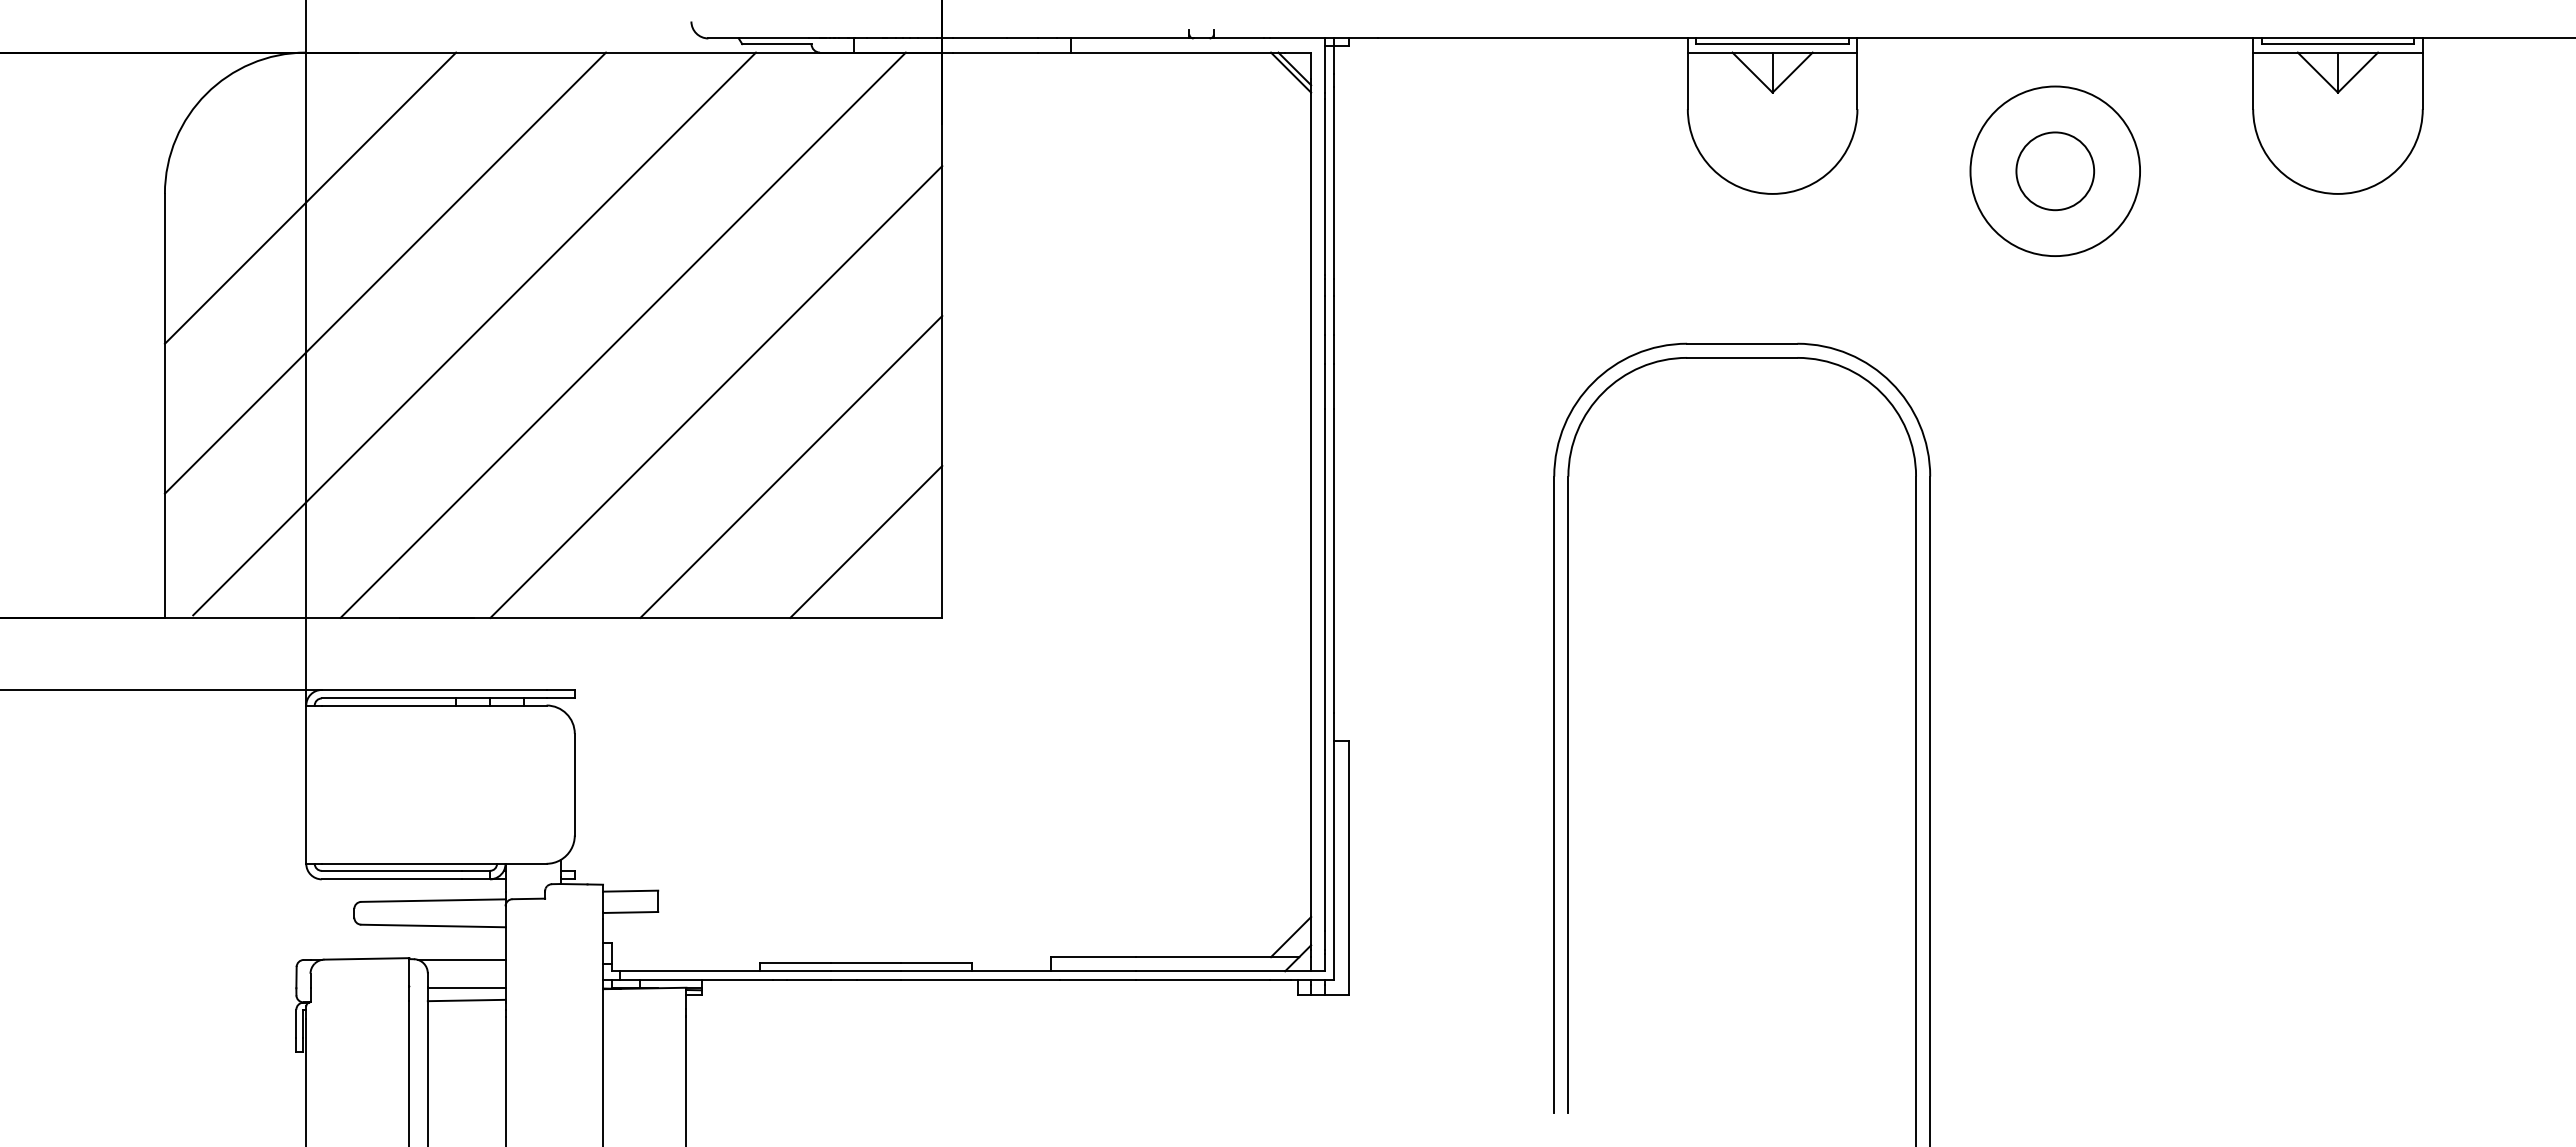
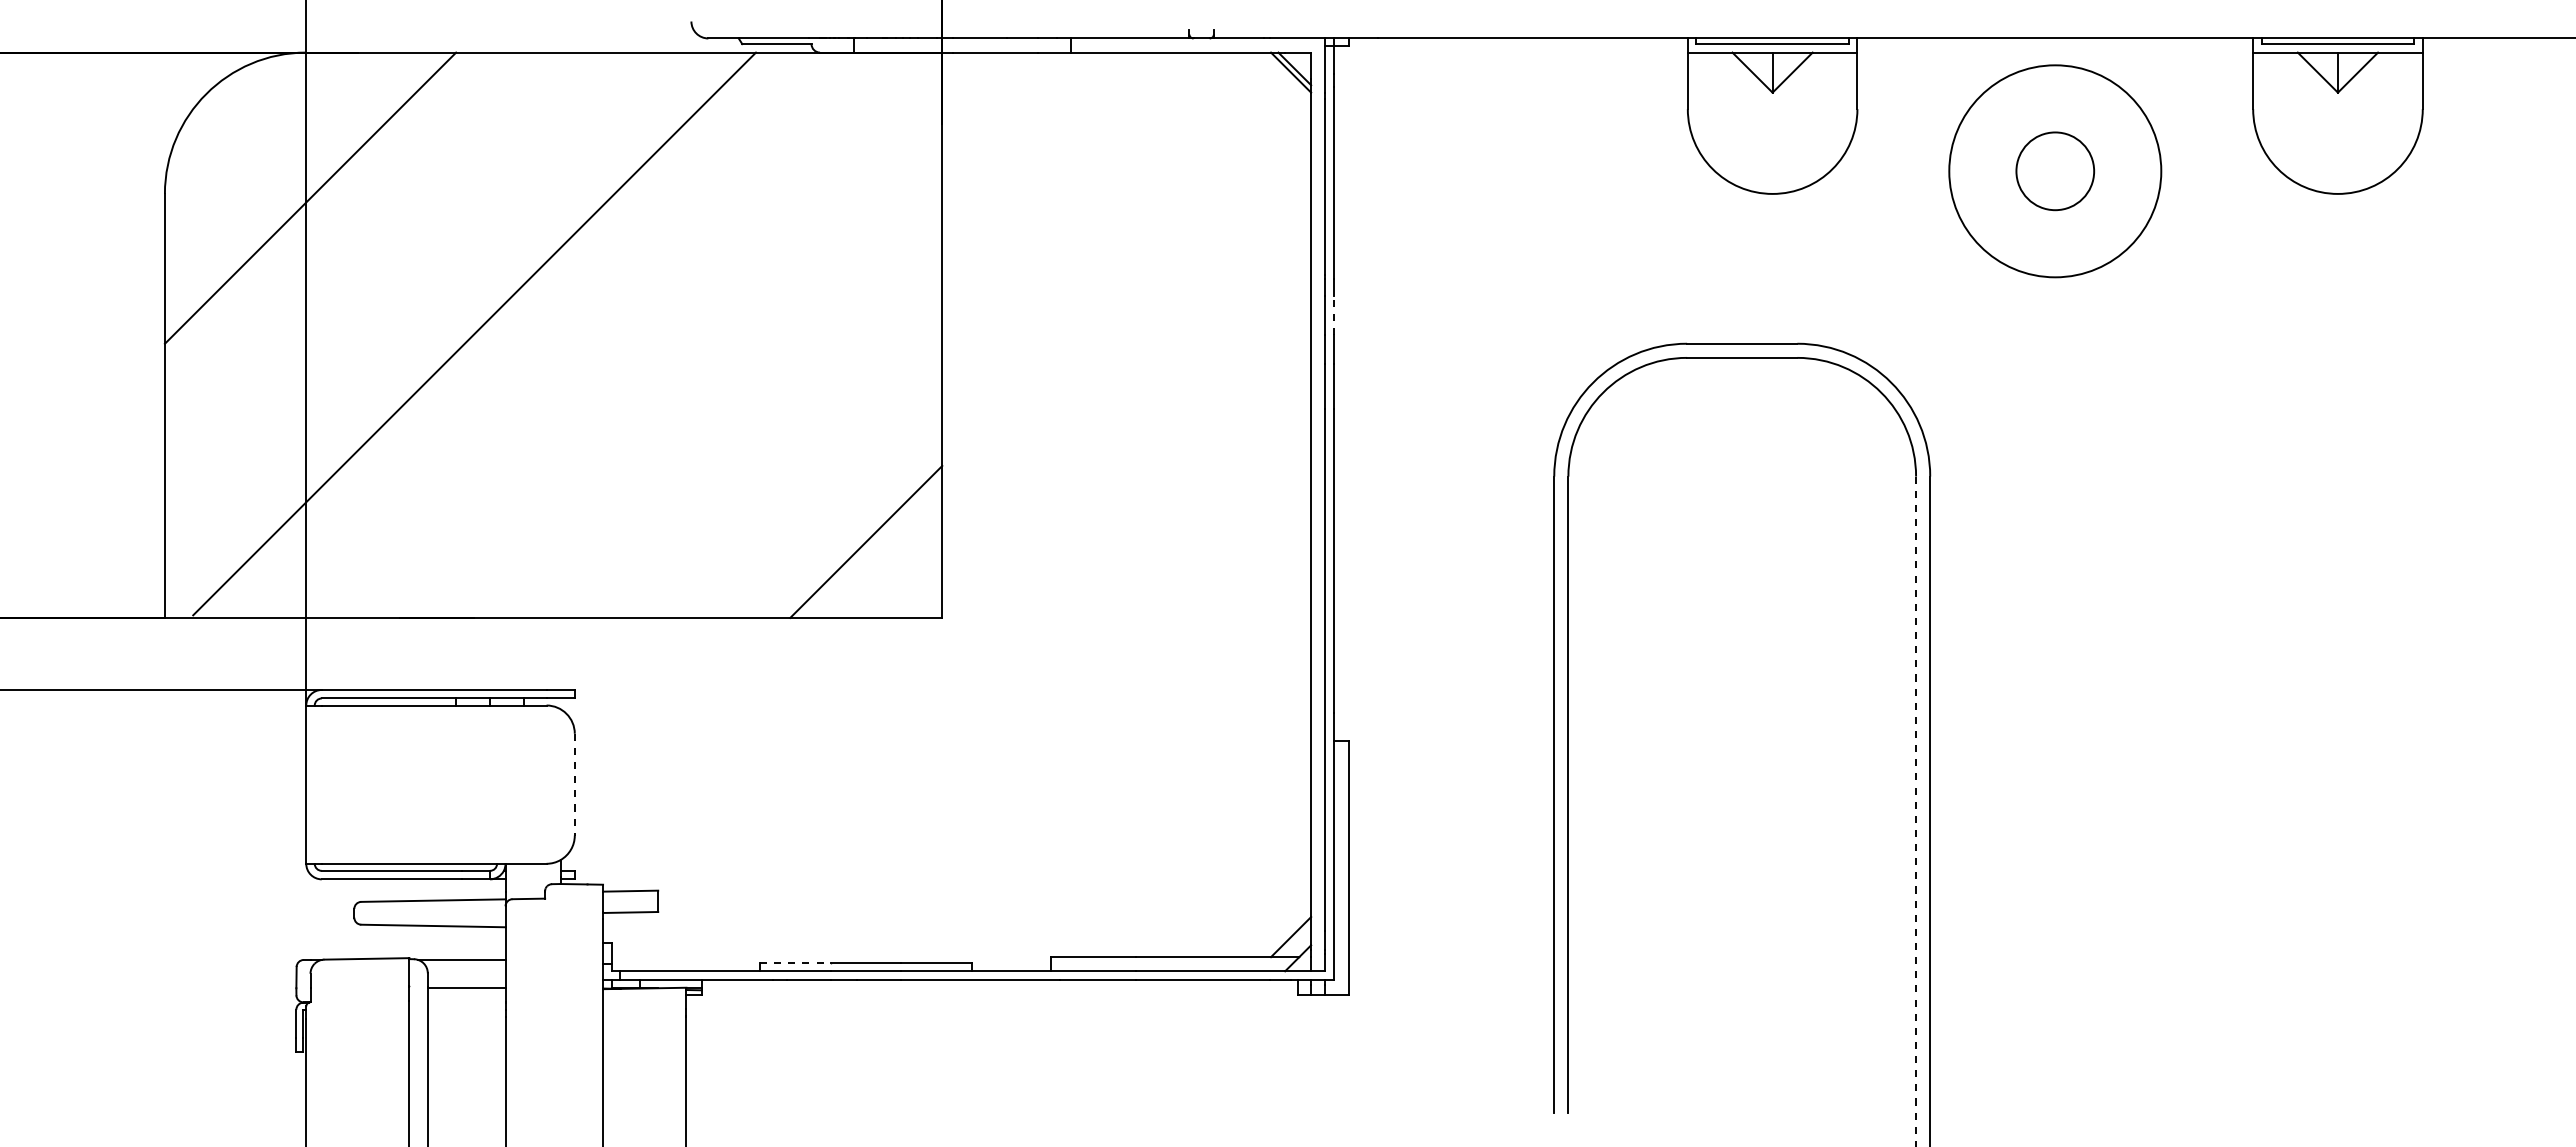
circle diameter: 170 px -> 212 px (2055, 171)
line: present -> none (385, 272)
line: solid -> dashed (1333, 315)
line: present -> none (622, 334)
line: present -> none (716, 391)
line: present -> none (791, 466)
line: solid -> dashed (574, 784)
line: solid -> dashed (1916, 811)
line: solid -> dashed (795, 962)
line: present -> none (466, 1000)
